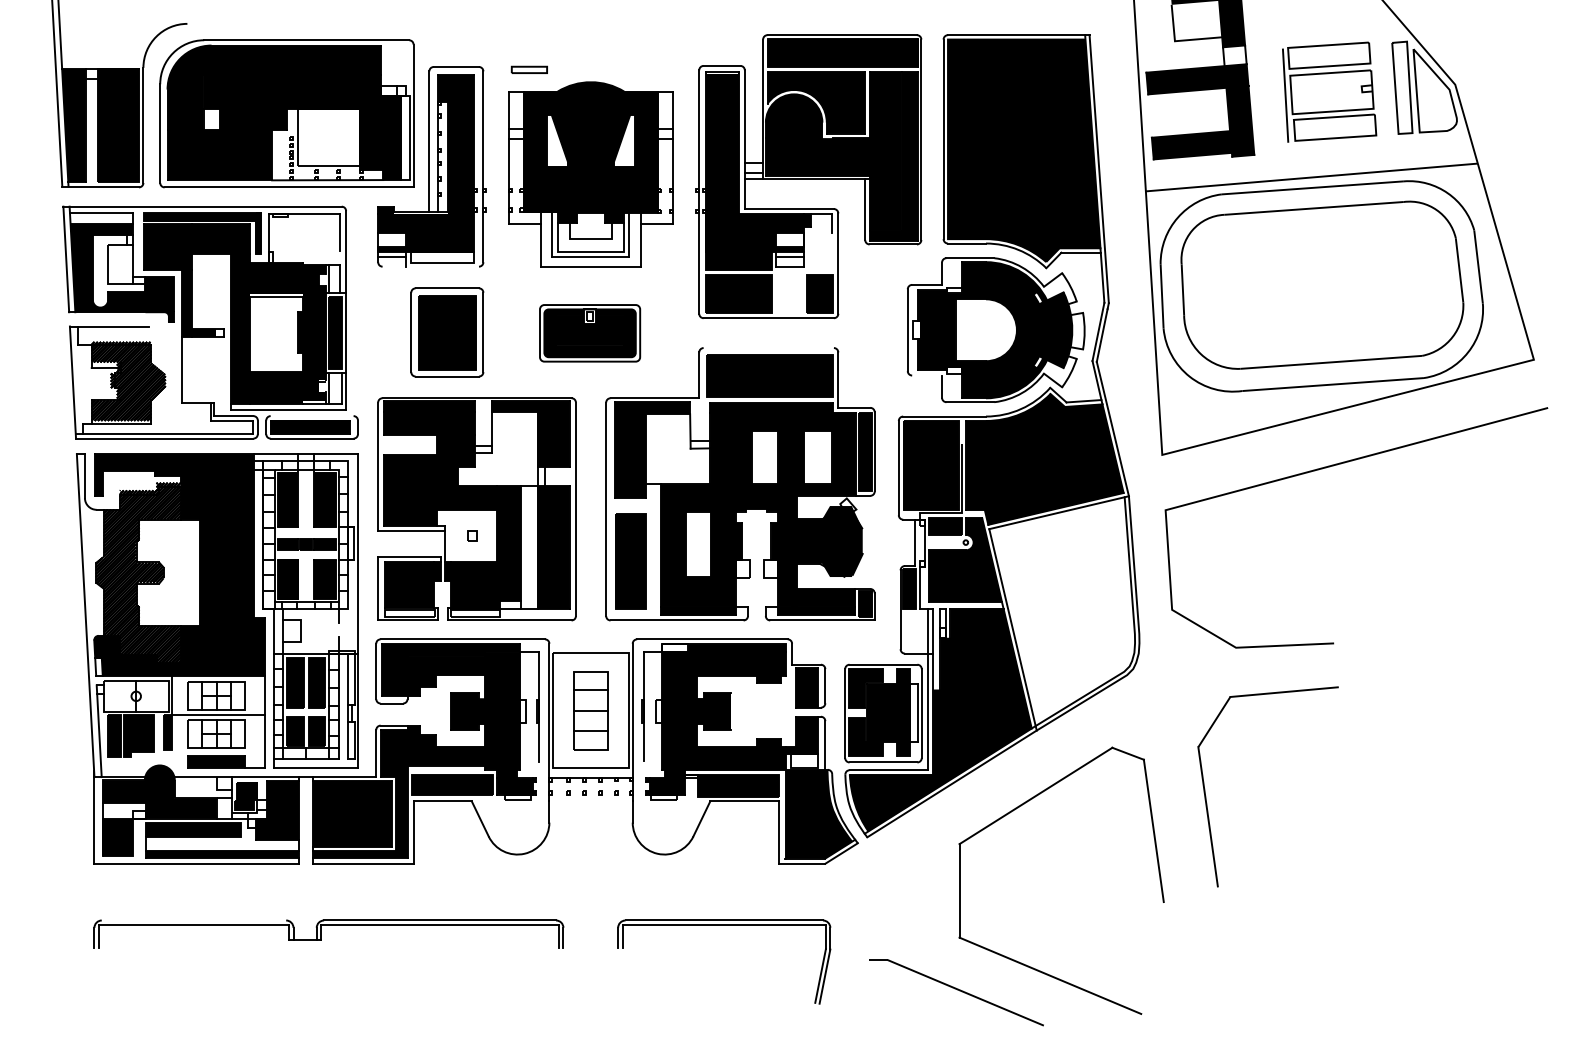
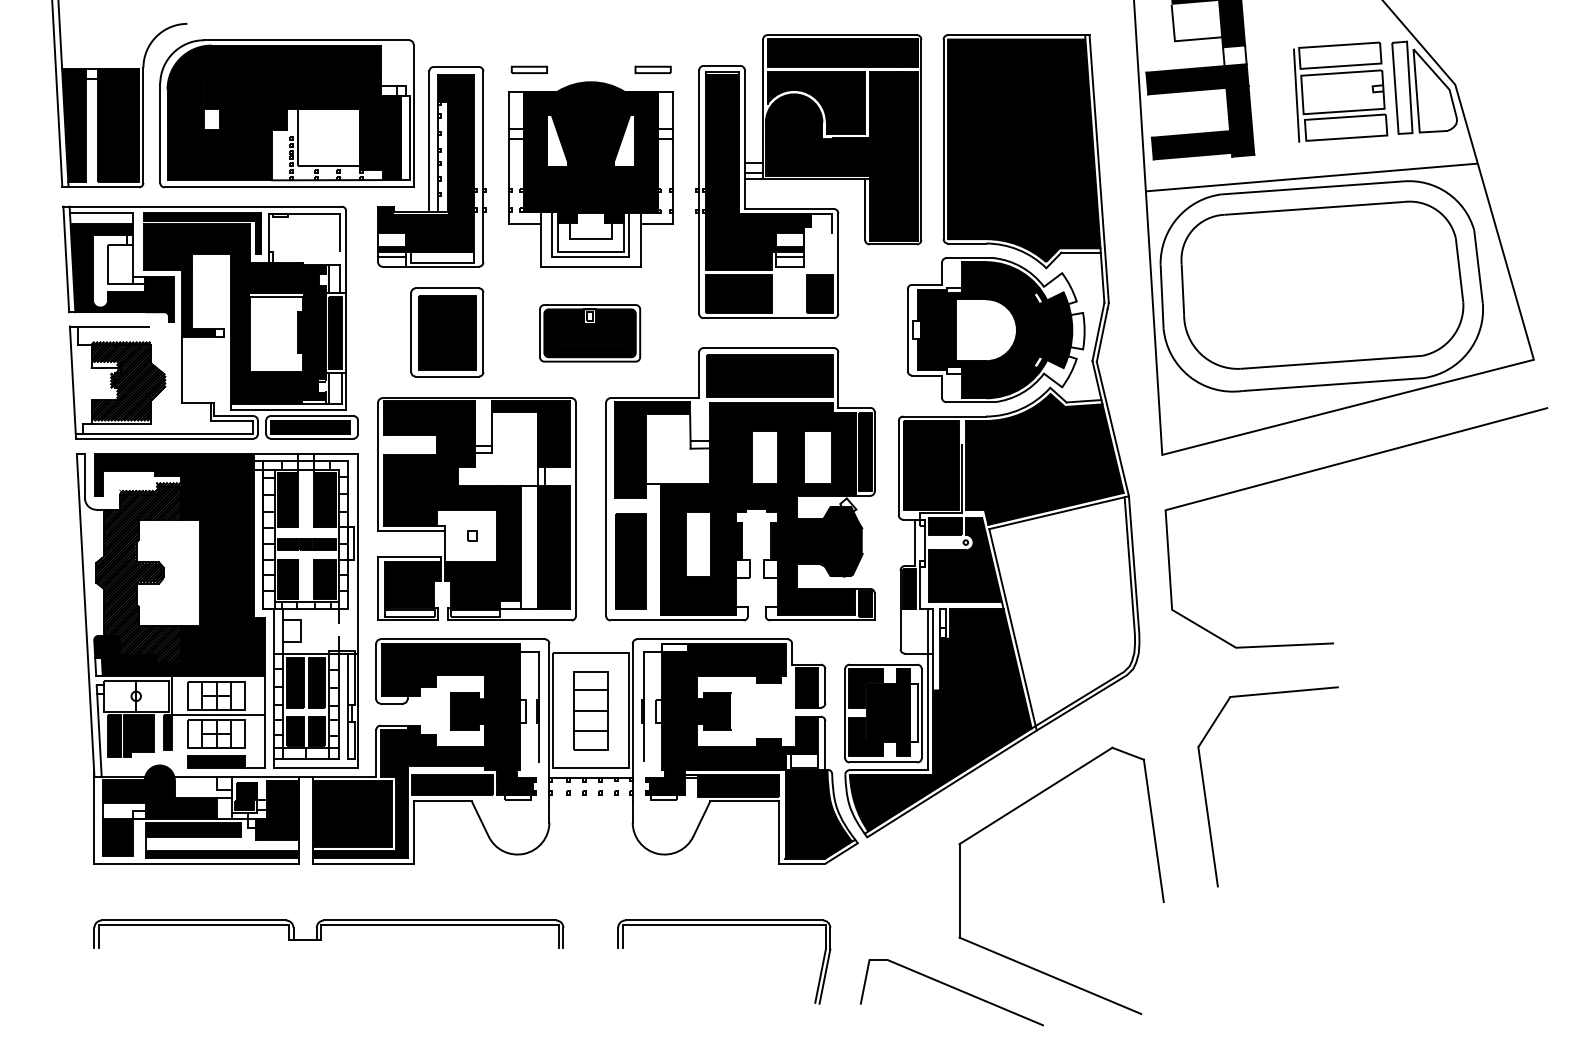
part: none -> present (652, 69)
part position: (1329, 91) -> (1340, 91) (1340, 91)
line: none -> present (430, 266)
line: none -> present (768, 348)
line: none -> present (927, 375)
line: none -> present (311, 416)
line: none -> present (193, 920)
line: none -> present (864, 981)
